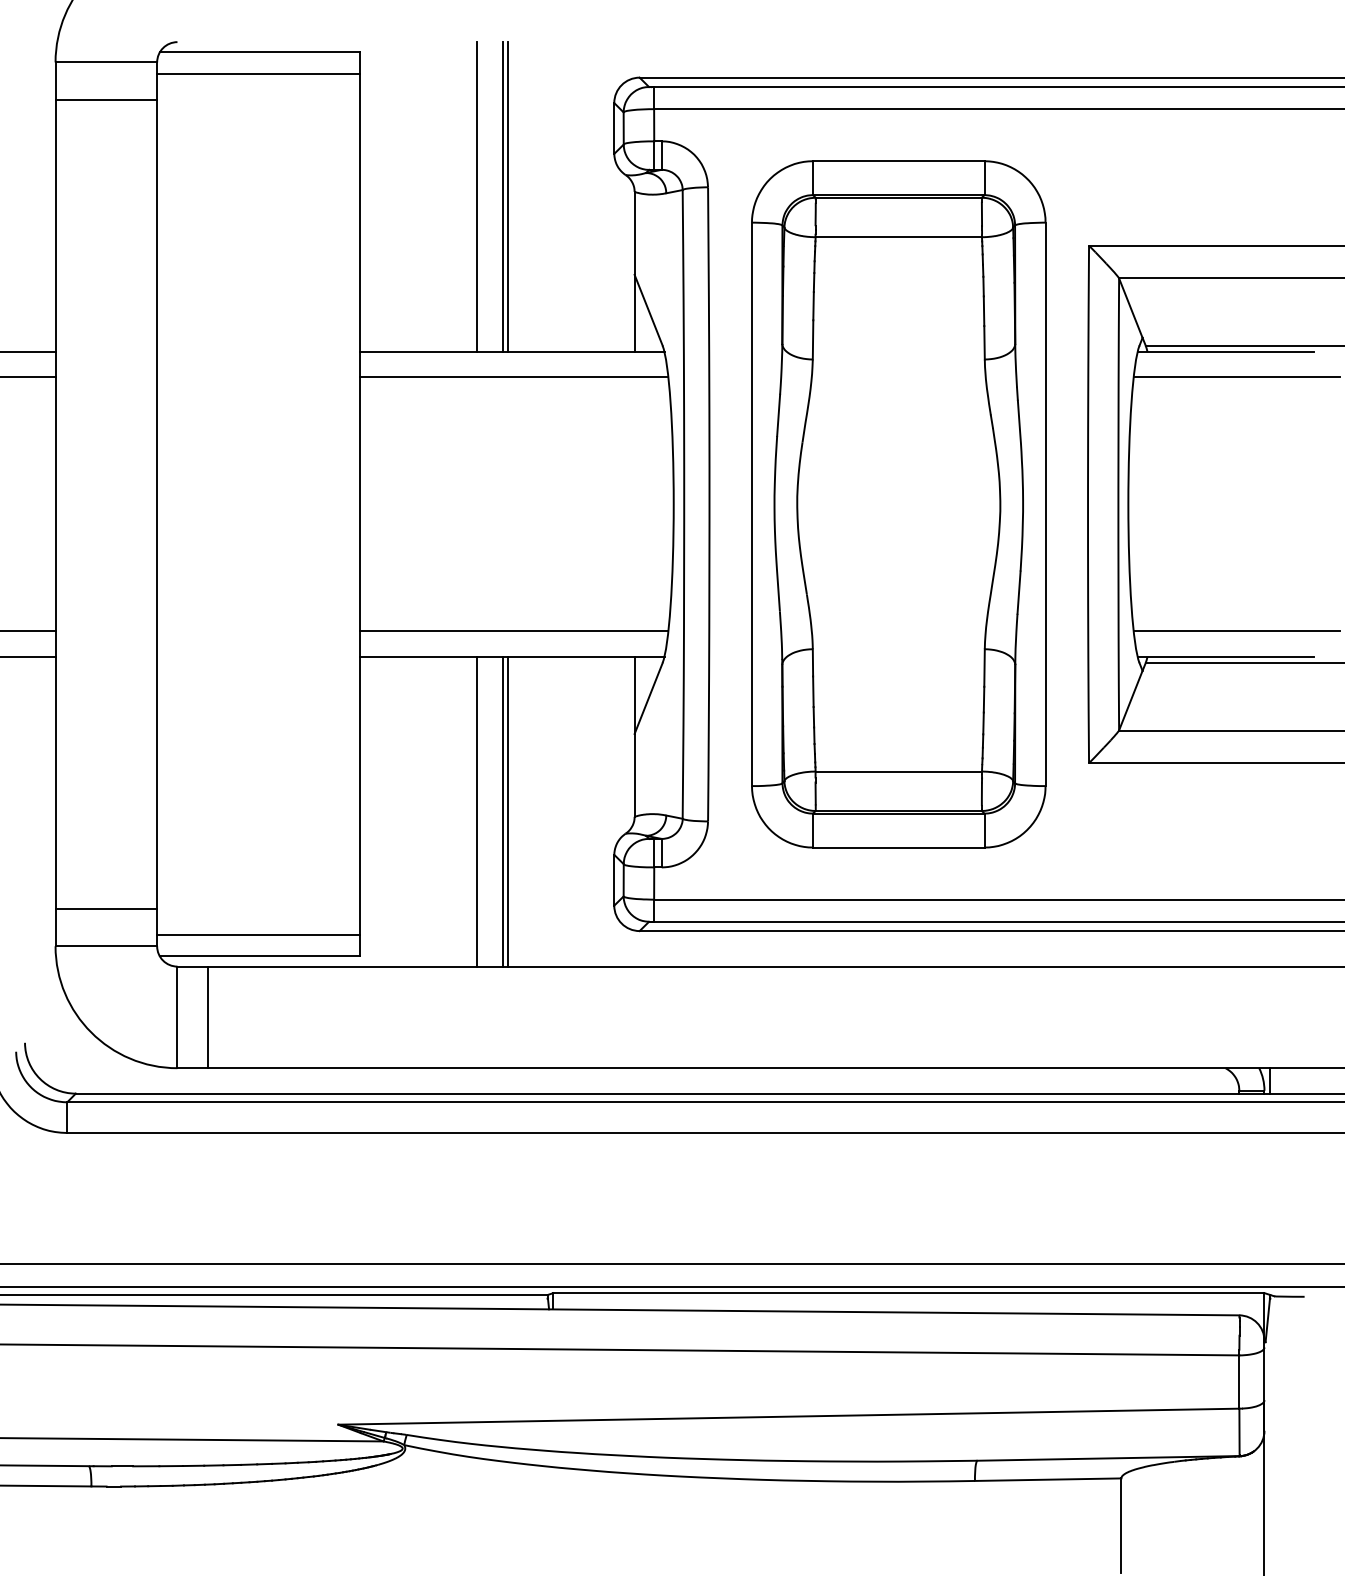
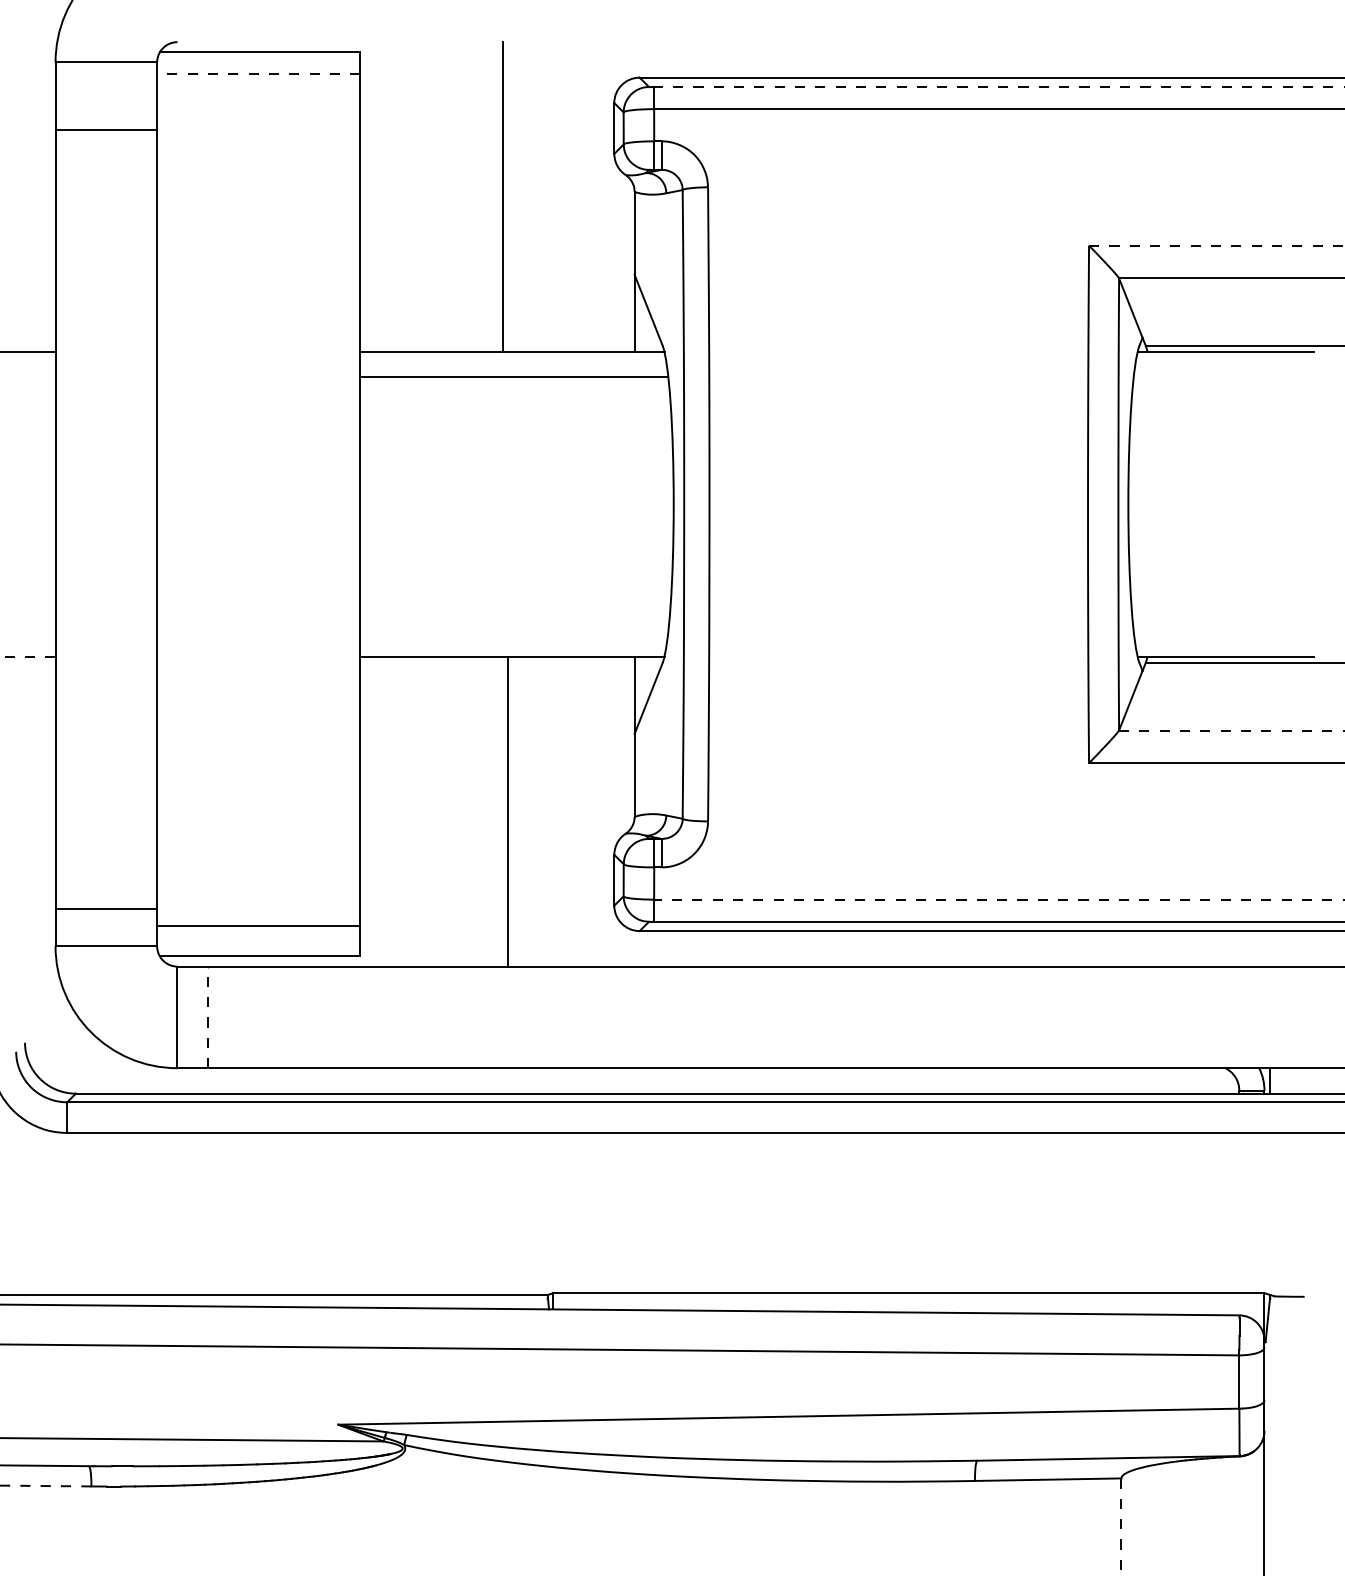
line: solid -> dashed (258, 74)
line: solid -> dashed (998, 87)
line position: (106, 100) -> (106, 130) (106, 130)
line: present -> none (477, 196)
line: present -> none (507, 196)
line: solid -> dashed (1216, 245)
line: present -> none (28, 377)
line: present -> none (1236, 377)
part: present -> none (898, 504)
line: present -> none (28, 631)
line: present -> none (514, 631)
line: present -> none (1236, 631)
line: solid -> dashed (28, 656)
line: solid -> dashed (1231, 730)
line: present -> none (477, 811)
line: present -> none (502, 811)
line: solid -> dashed (999, 899)
line position: (258, 934) -> (258, 925) (258, 925)
line: solid -> dashed (207, 1017)
line: present -> none (671, 1264)
line: present -> none (671, 1286)
line: solid -> dashed (45, 1486)
line: solid -> dashed (1121, 1526)
